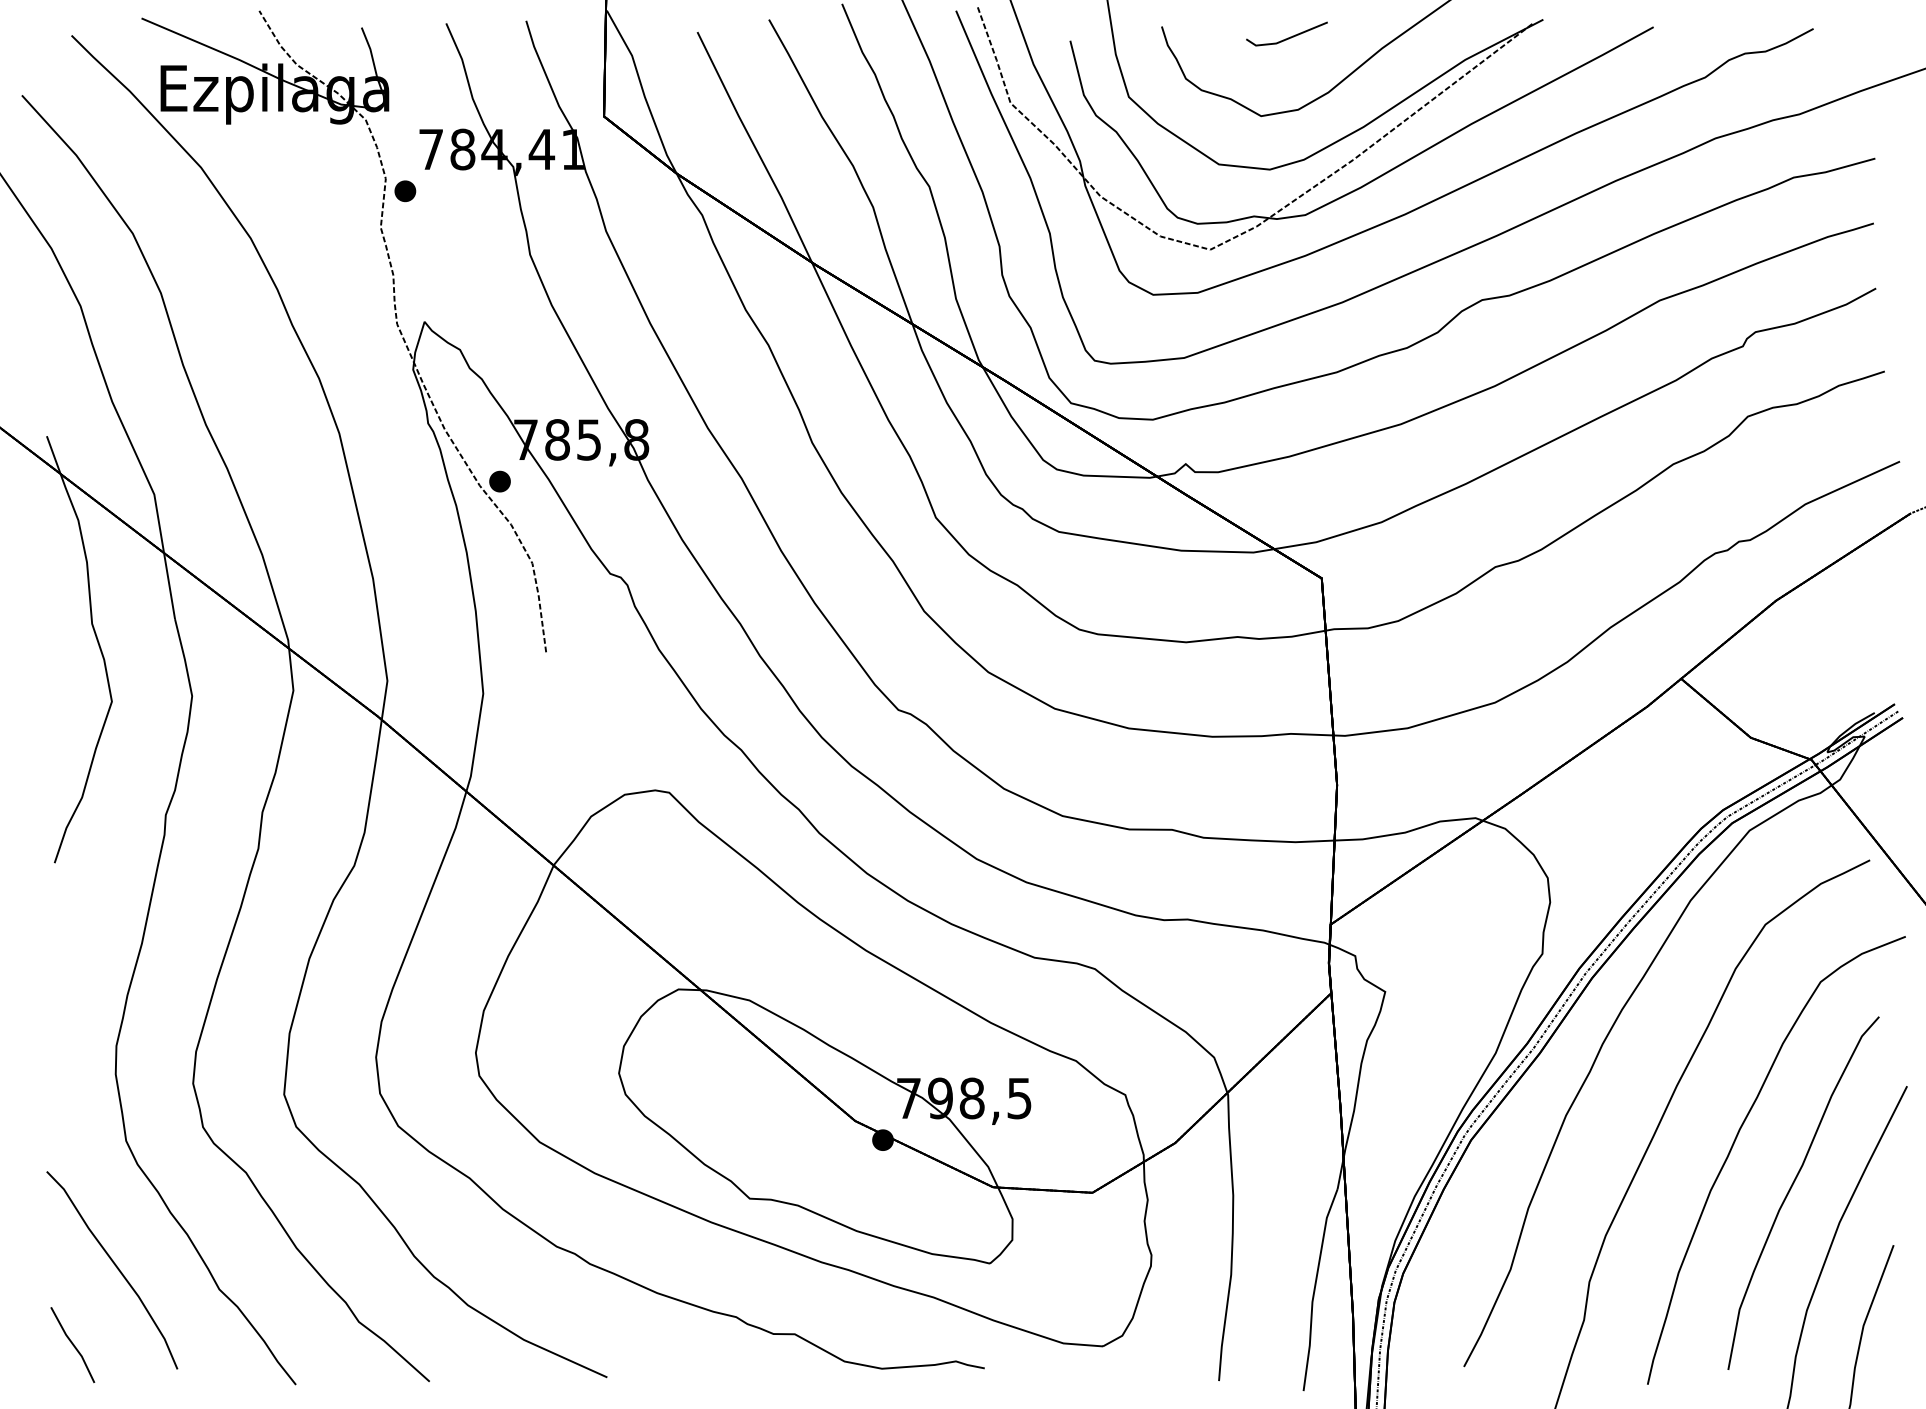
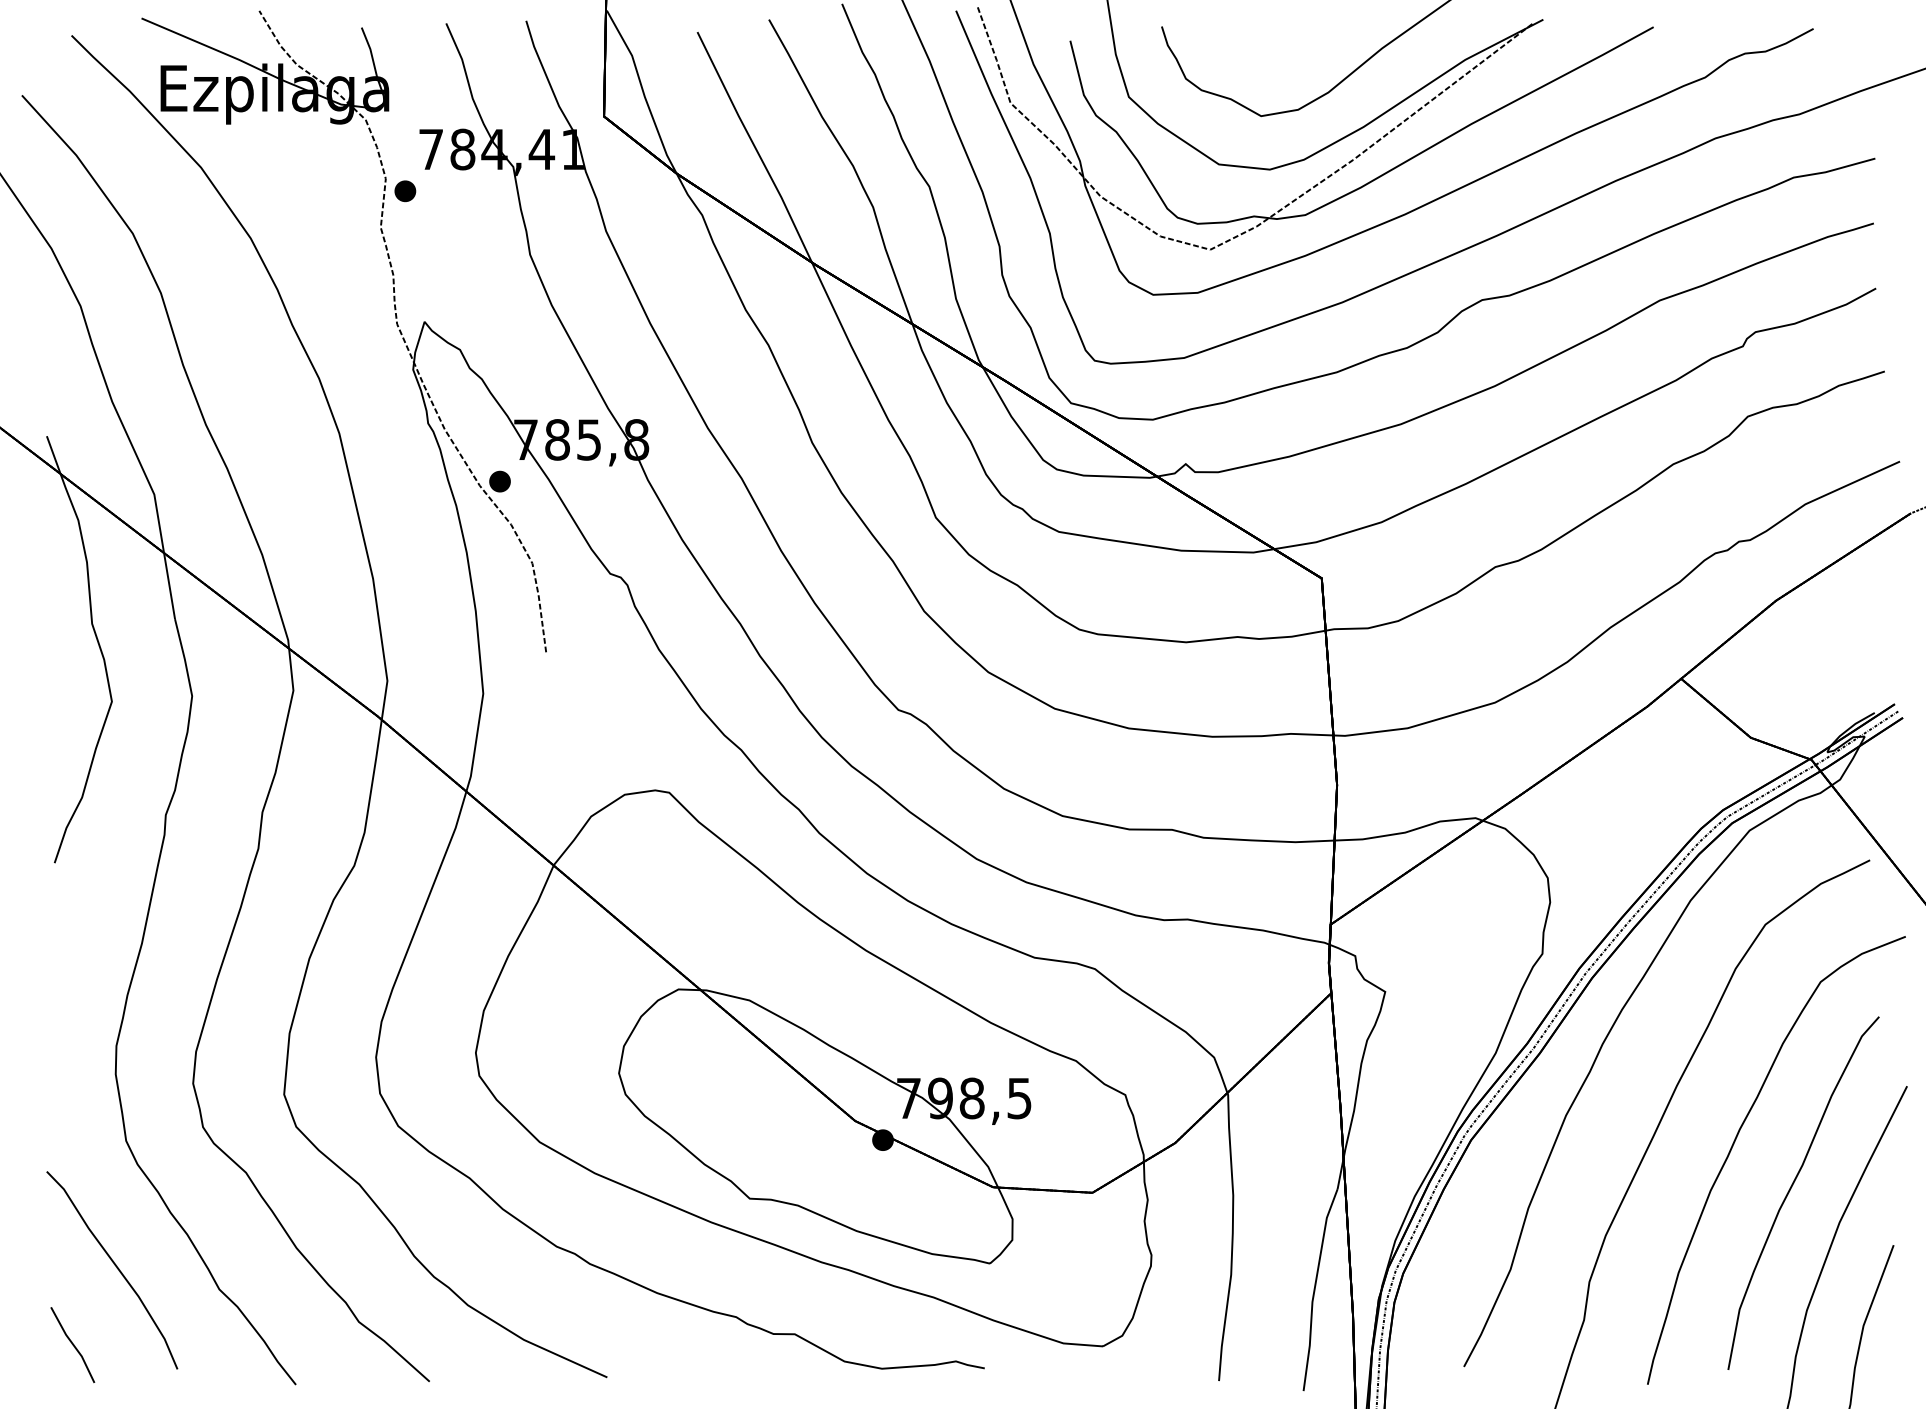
part: present -> none (1286, 33)
